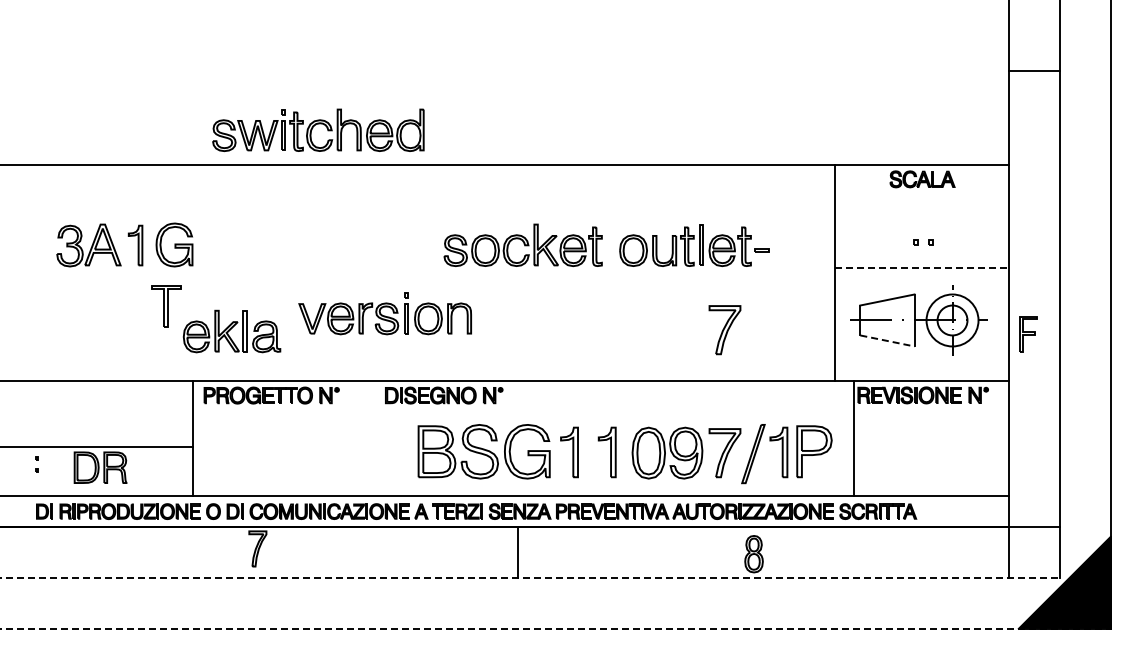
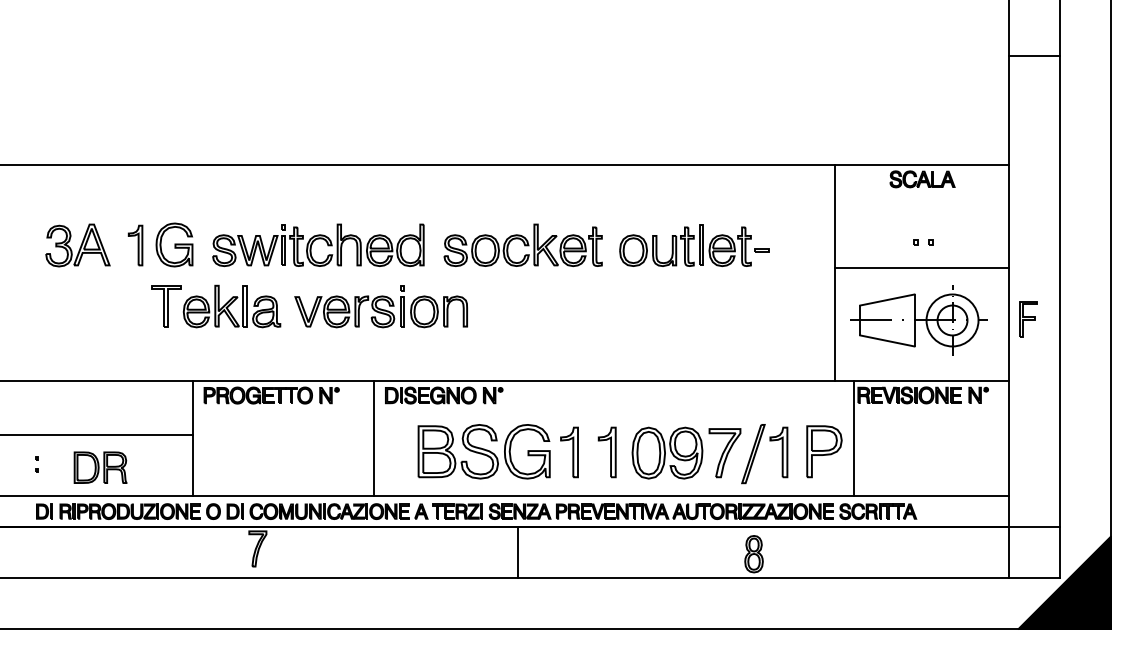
line position: (1033, 70) -> (1033, 55) (1033, 55)
part position: (318, 129) -> (318, 244) (318, 244)
part position: (88, 245) -> (77, 245) (77, 245)
line: dashed -> solid (921, 267)
part position: (384, 313) -> (380, 306) (380, 306)
part: present -> none (724, 330)
part position: (231, 331) -> (231, 306) (231, 306)
part position: (1028, 334) -> (1028, 319) (1028, 319)
line: dashed -> solid (887, 340)
line: none -> present (373, 438)
line position: (97, 446) -> (97, 434) (97, 434)
part position: (814, 451) -> (824, 451) (824, 451)
line: dashed -> solid (529, 577)
line: dashed -> solid (555, 628)
